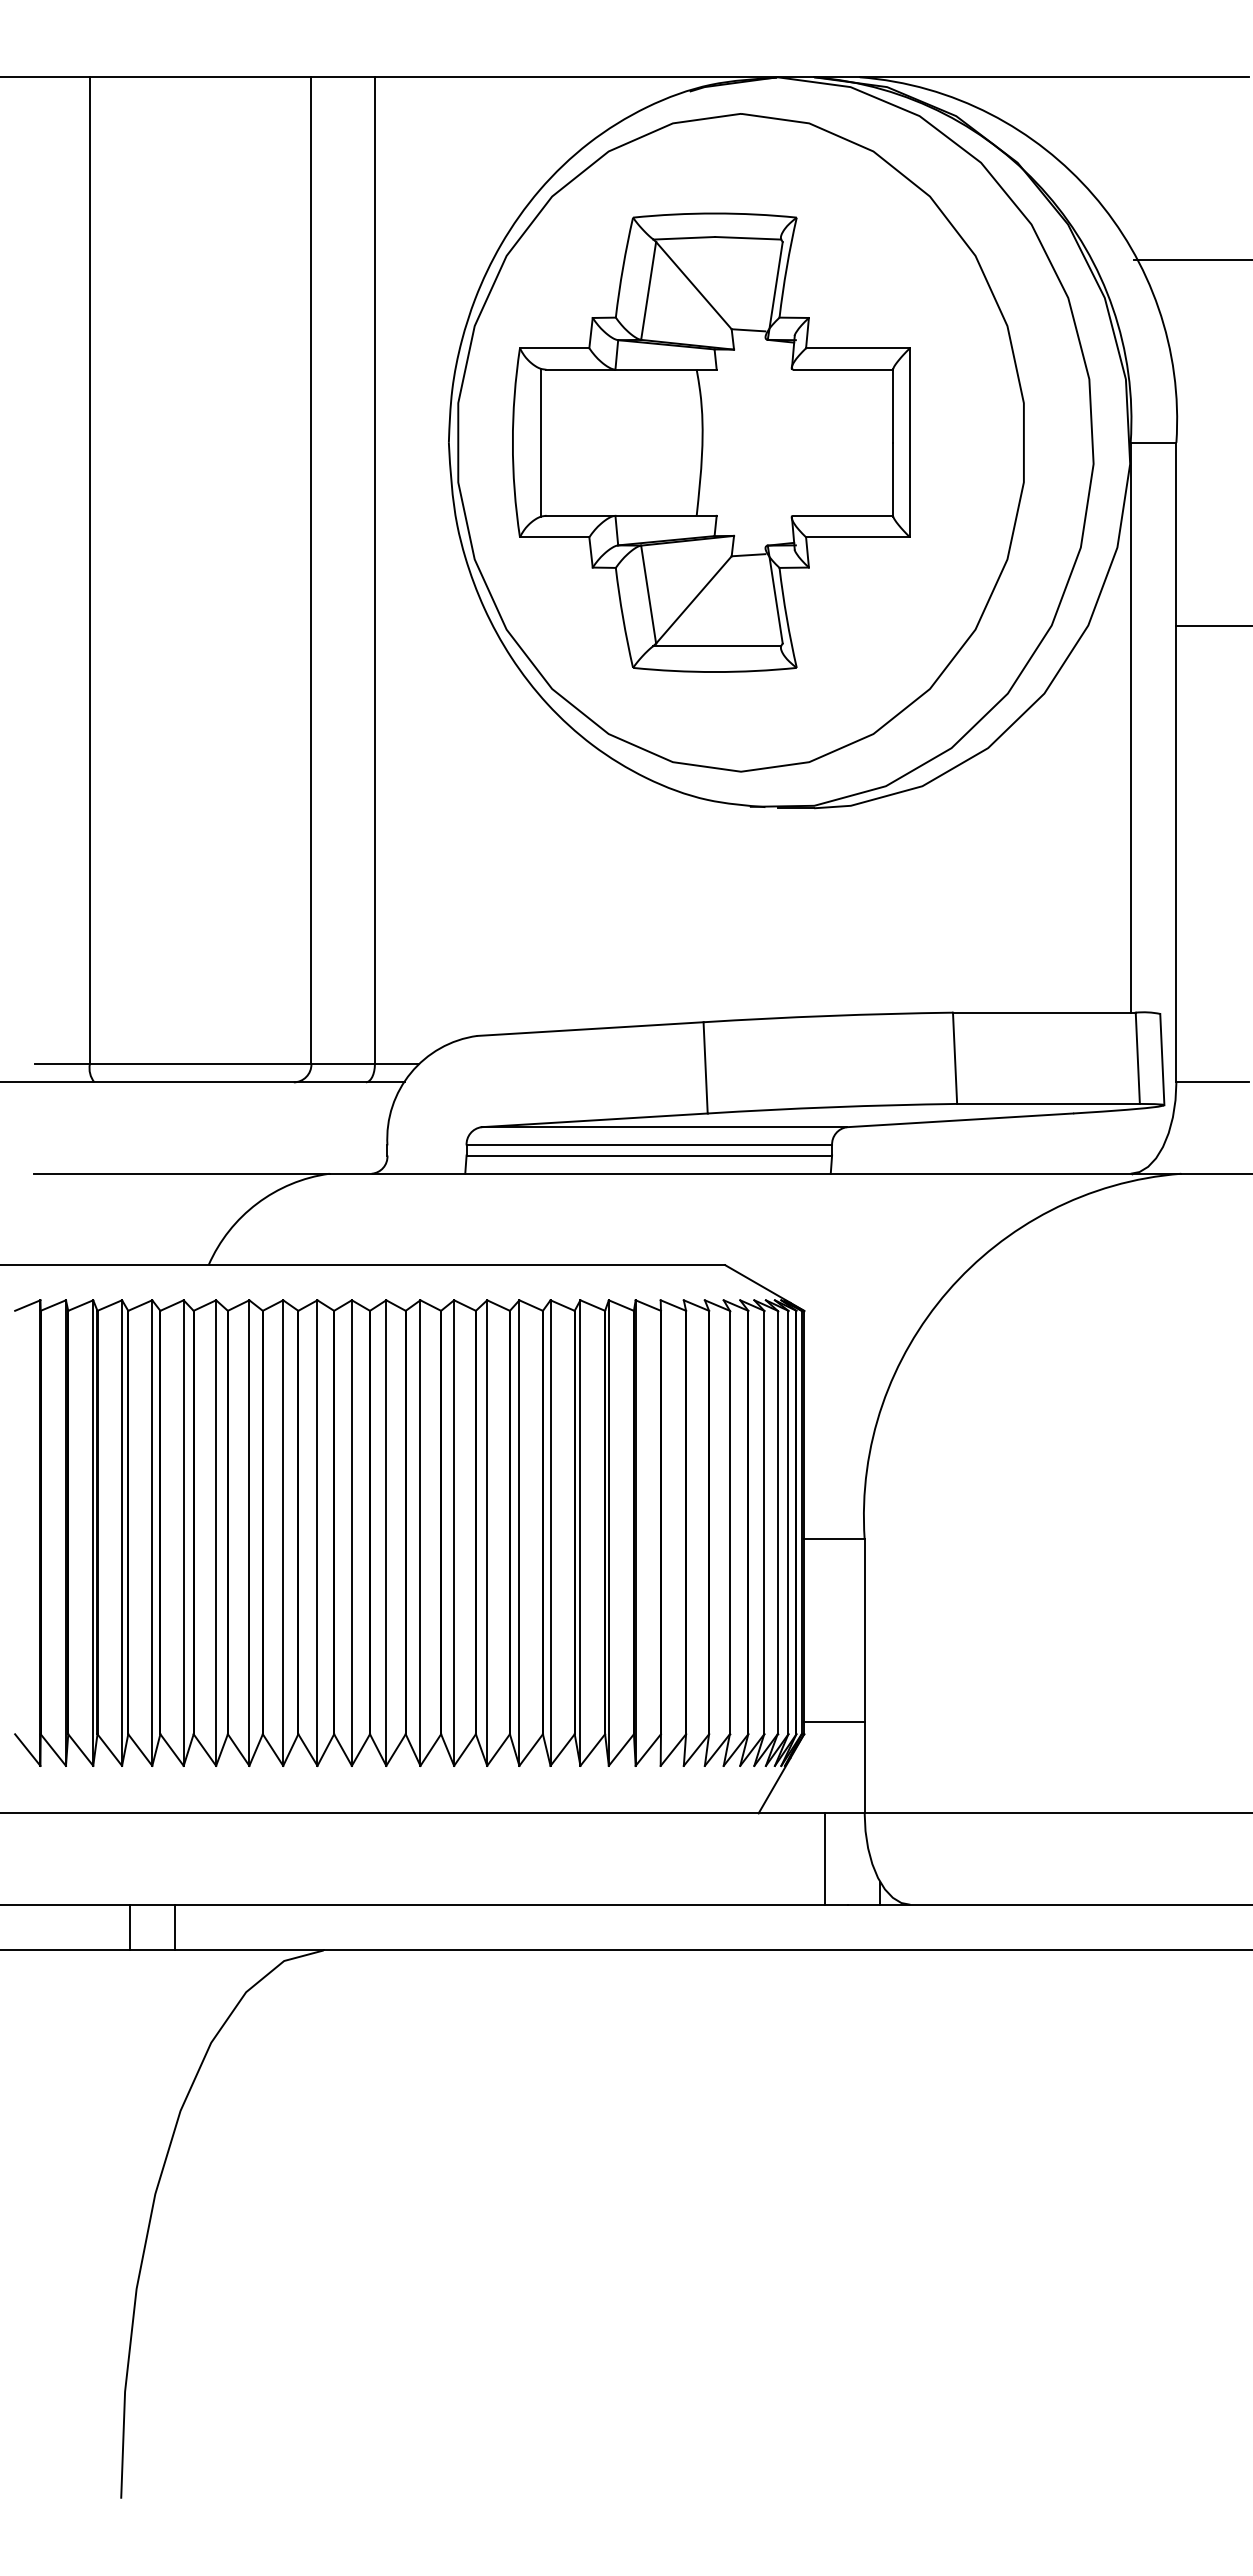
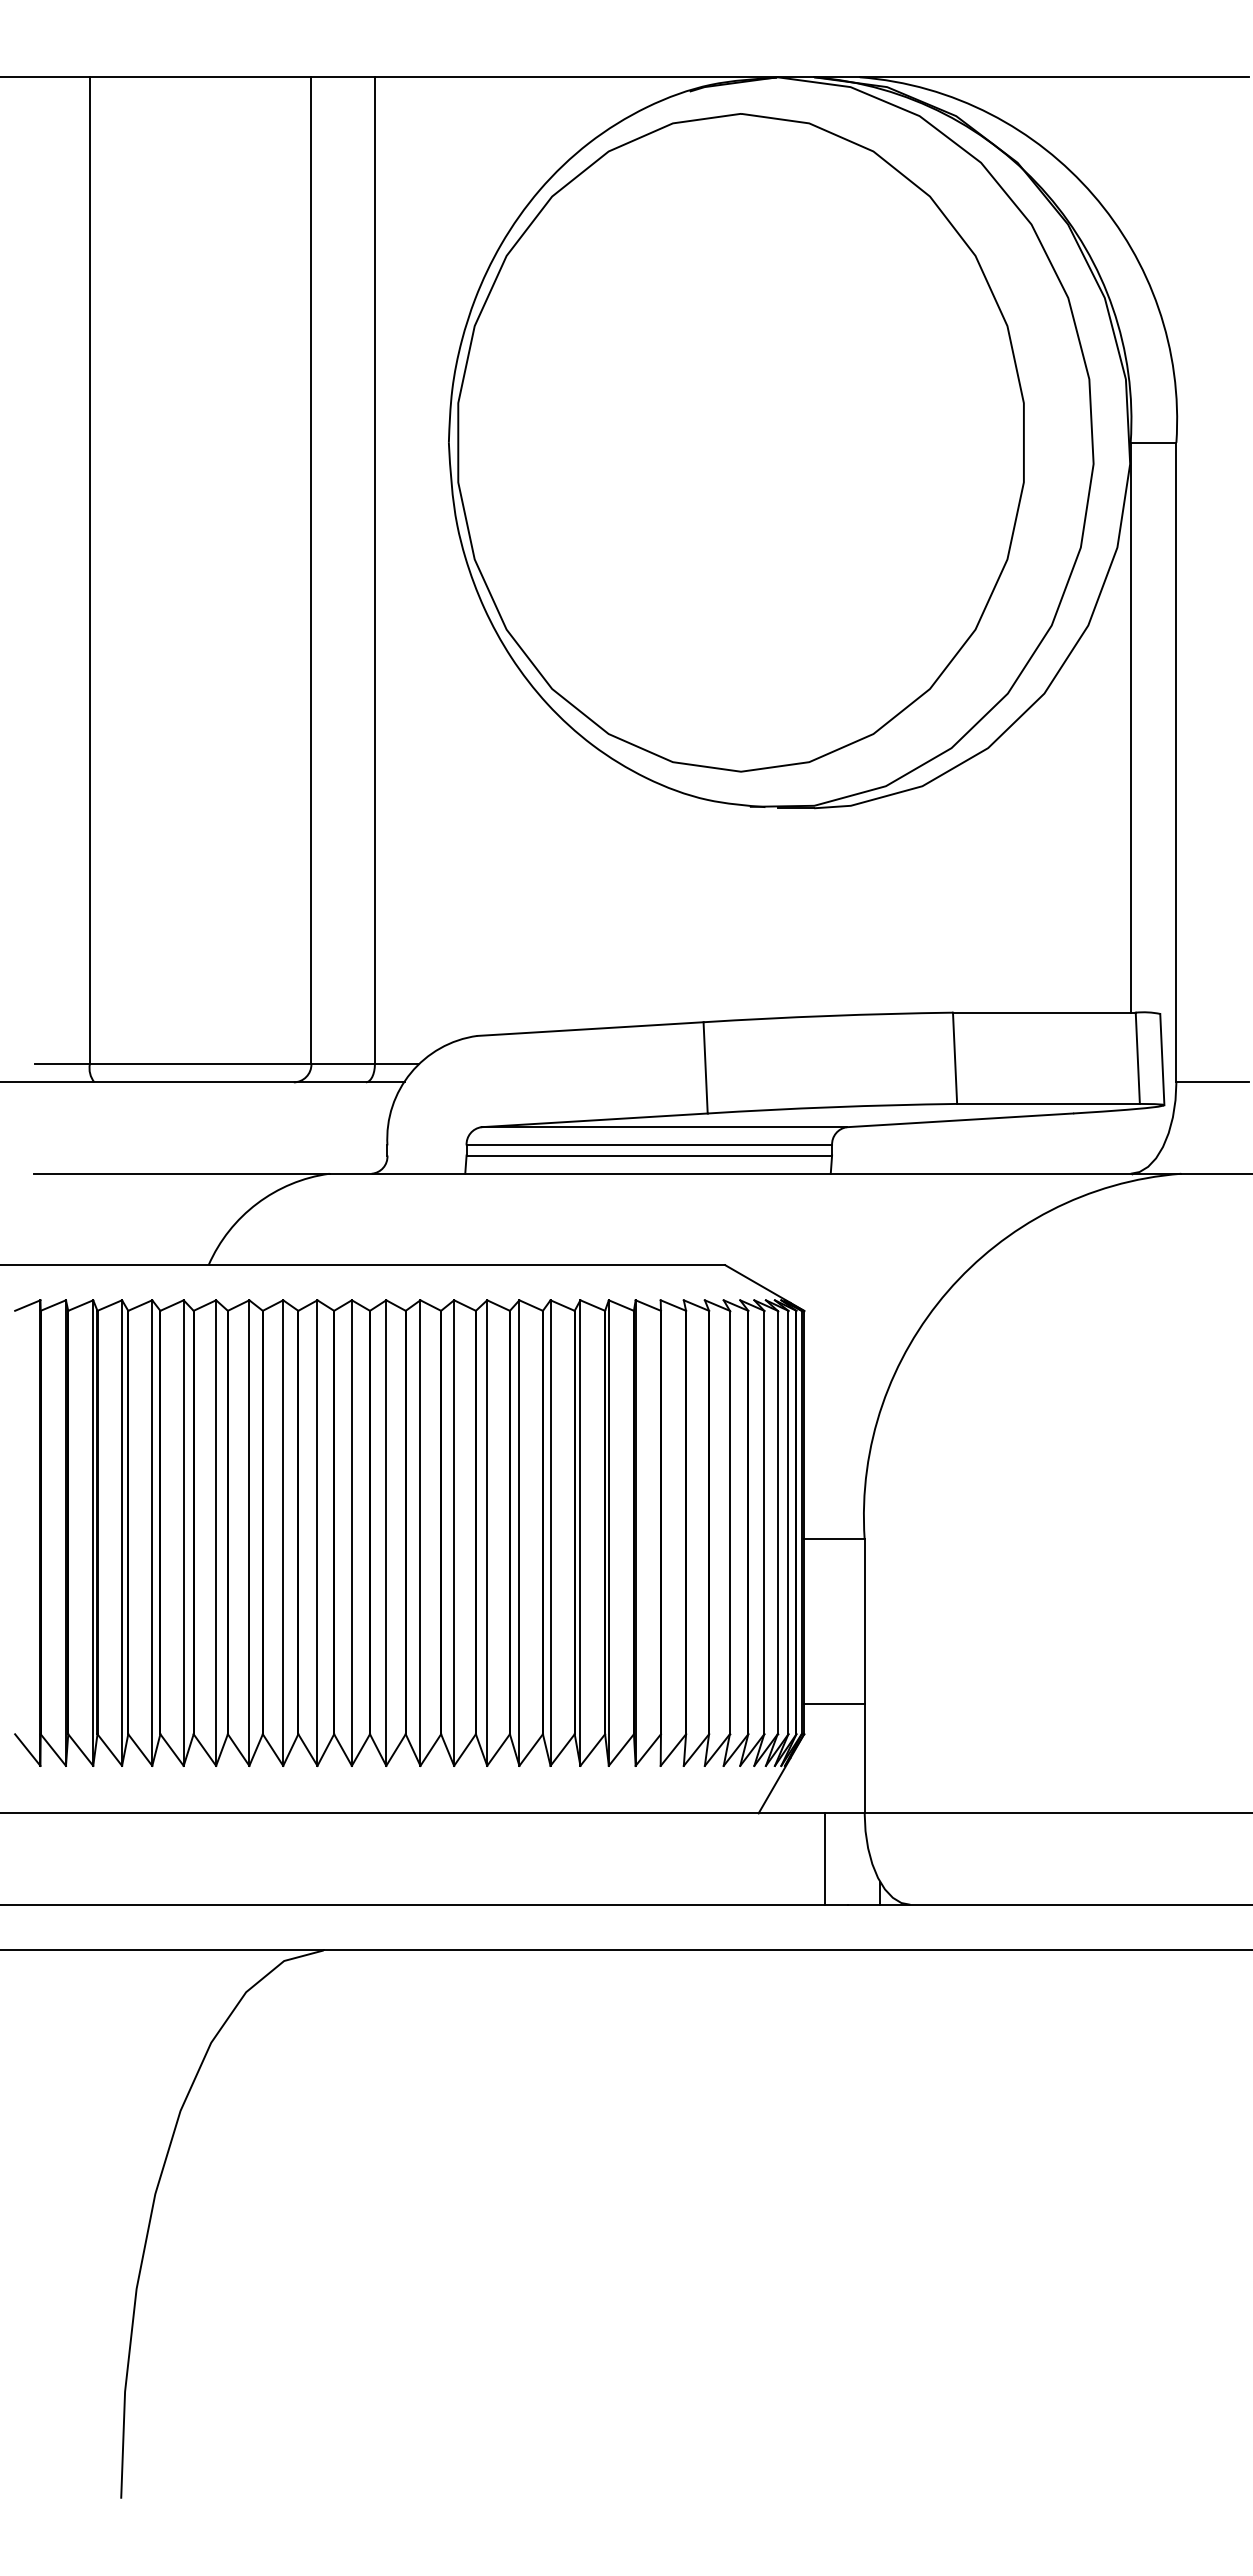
line: present -> none (1191, 260)
part: present -> none (711, 442)
line: present -> none (1212, 625)
line position: (834, 1722) -> (834, 1704) (834, 1704)
line: present -> none (129, 1927)
line: present -> none (175, 1927)
